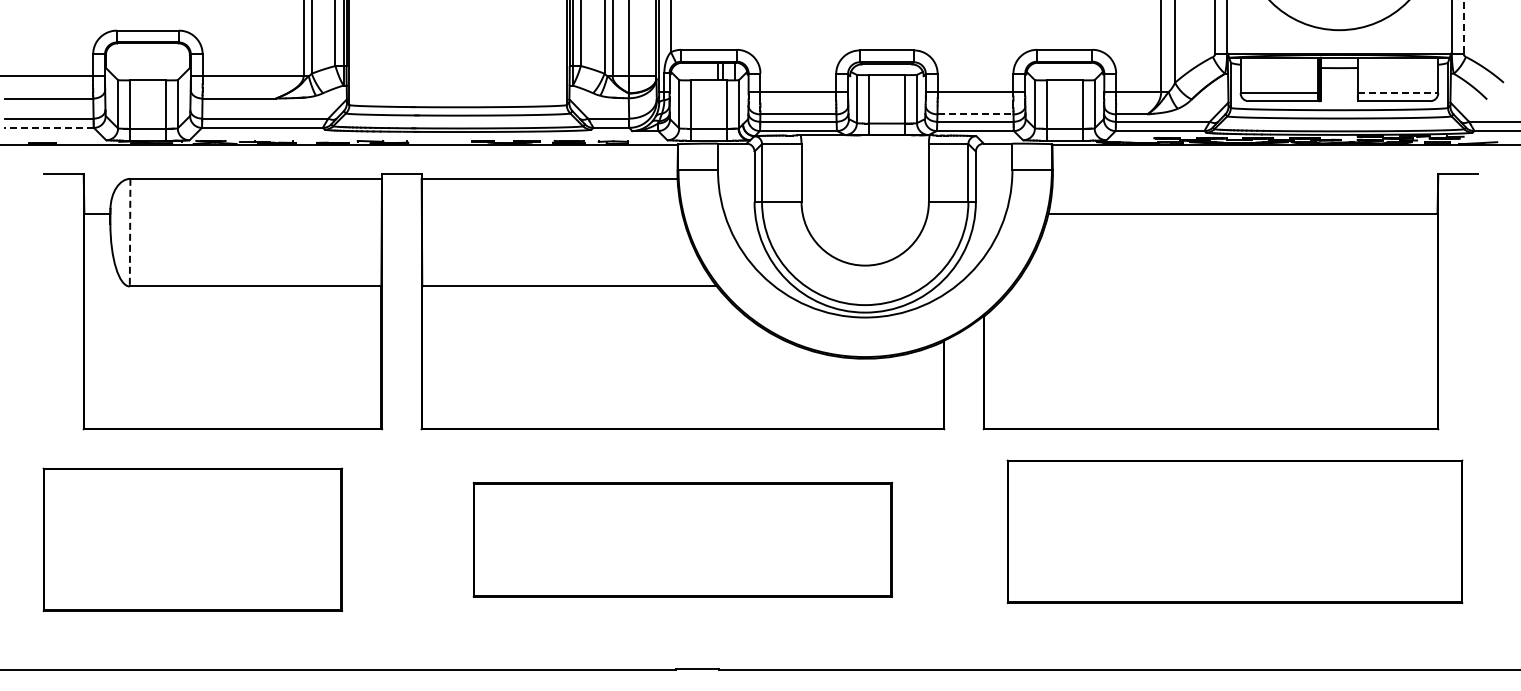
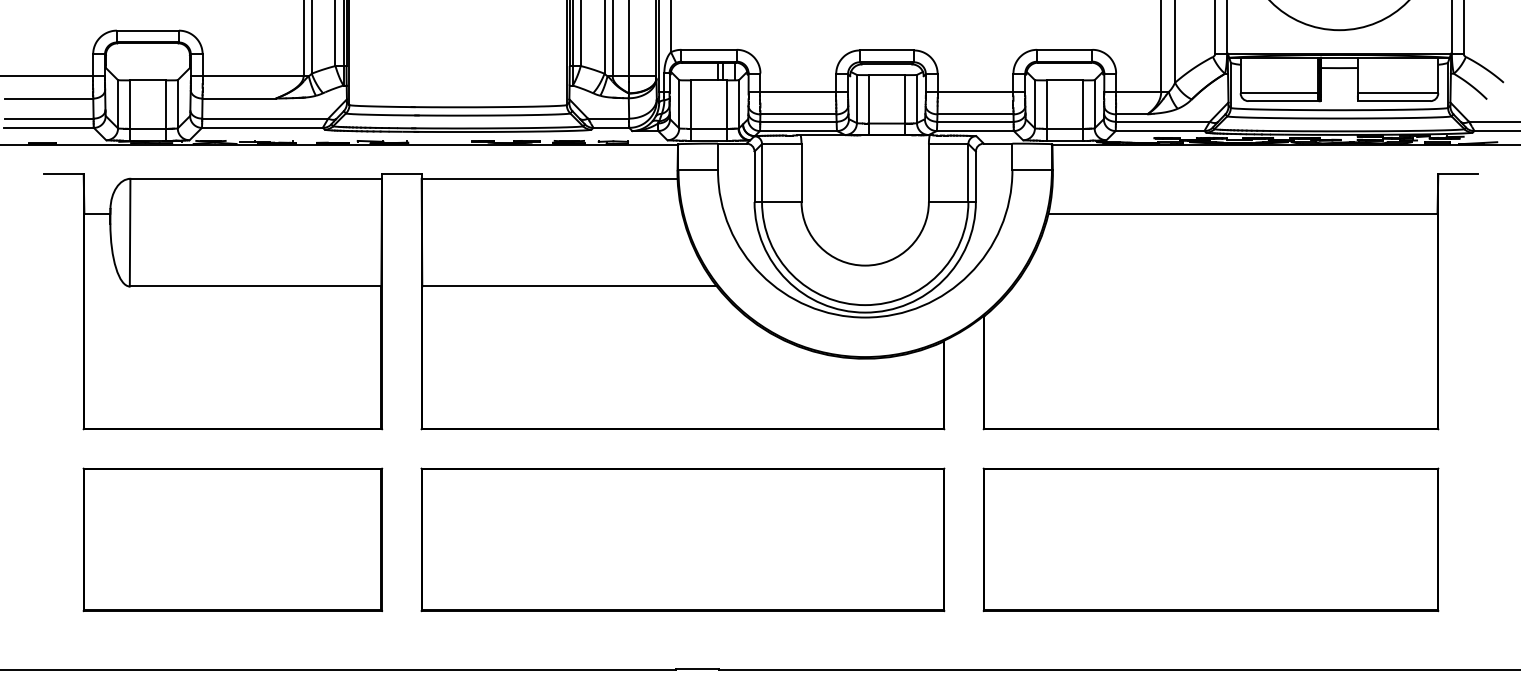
line: dashed -> solid (1463, 27)
line: dashed -> solid (1398, 93)
line: dashed -> solid (976, 114)
line: dashed -> solid (49, 127)
line: dashed -> solid (130, 232)
part position: (1234, 531) -> (1210, 539) (1210, 539)
part position: (192, 539) -> (232, 539) (232, 539)
part size: 422x116 px -> 526x146 px (682, 539)
